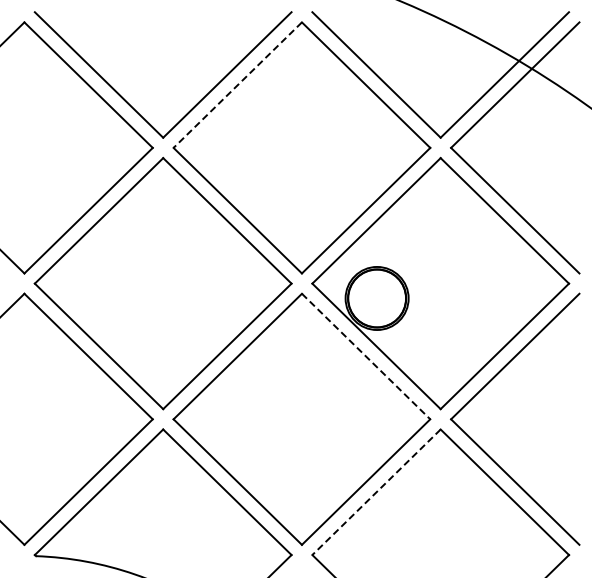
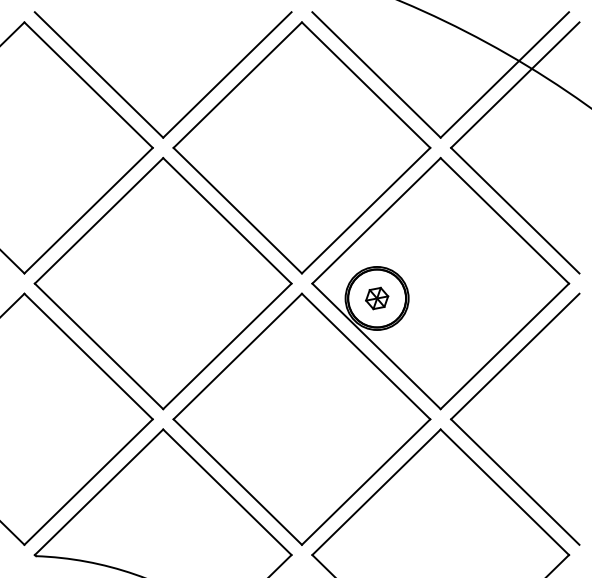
line: dashed -> solid (237, 85)
part: none -> present (377, 298)
line: dashed -> solid (366, 356)
line: dashed -> solid (376, 492)
